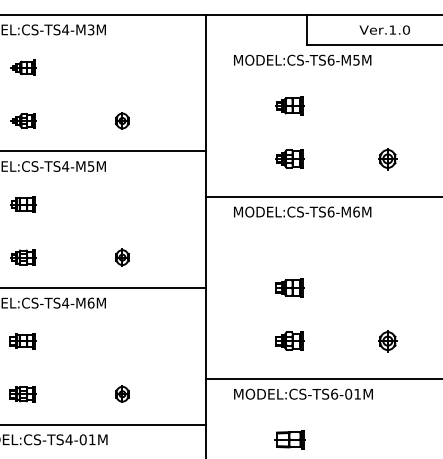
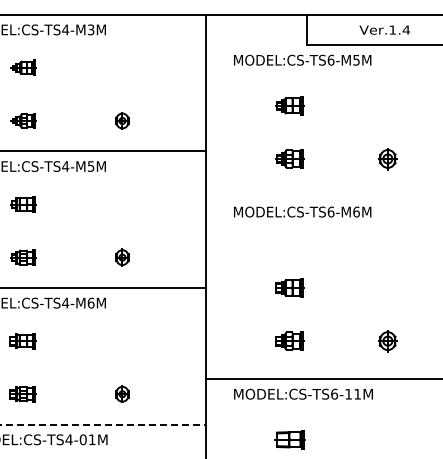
text: Ver.1.0 -> Ver.1.4 (406, 29)
line: present -> none (322, 196)
text: MODEL:CS-TS6-01M -> MODEL:CS-TS6-11M (348, 393)
line: solid -> dashed (102, 424)
